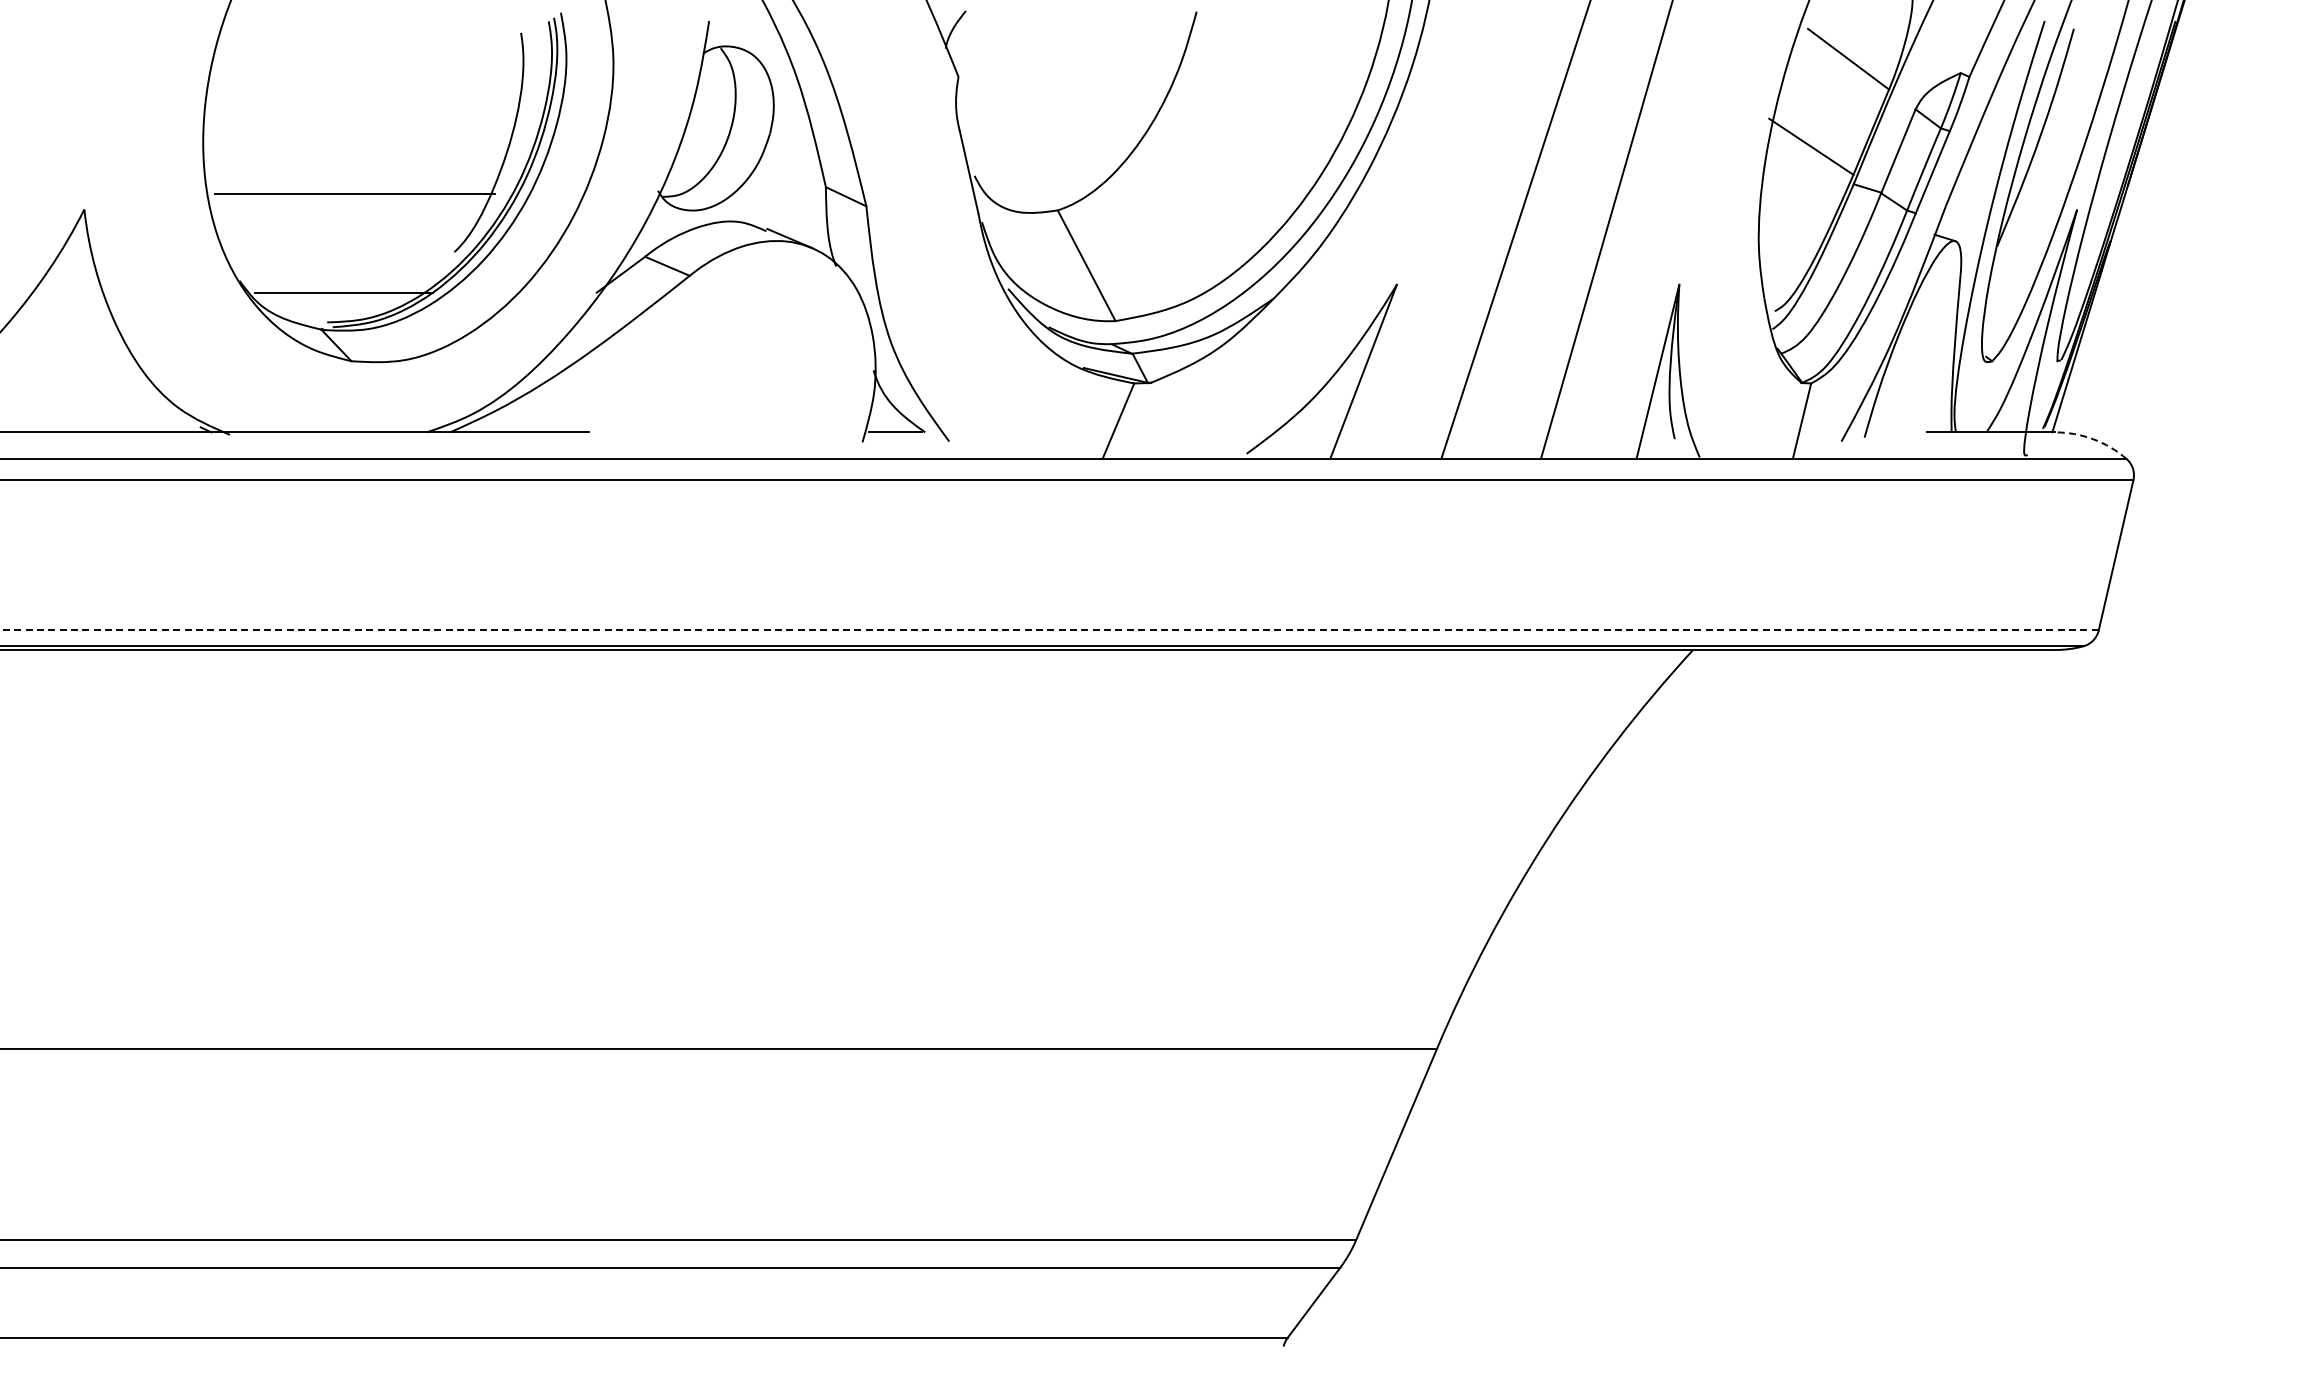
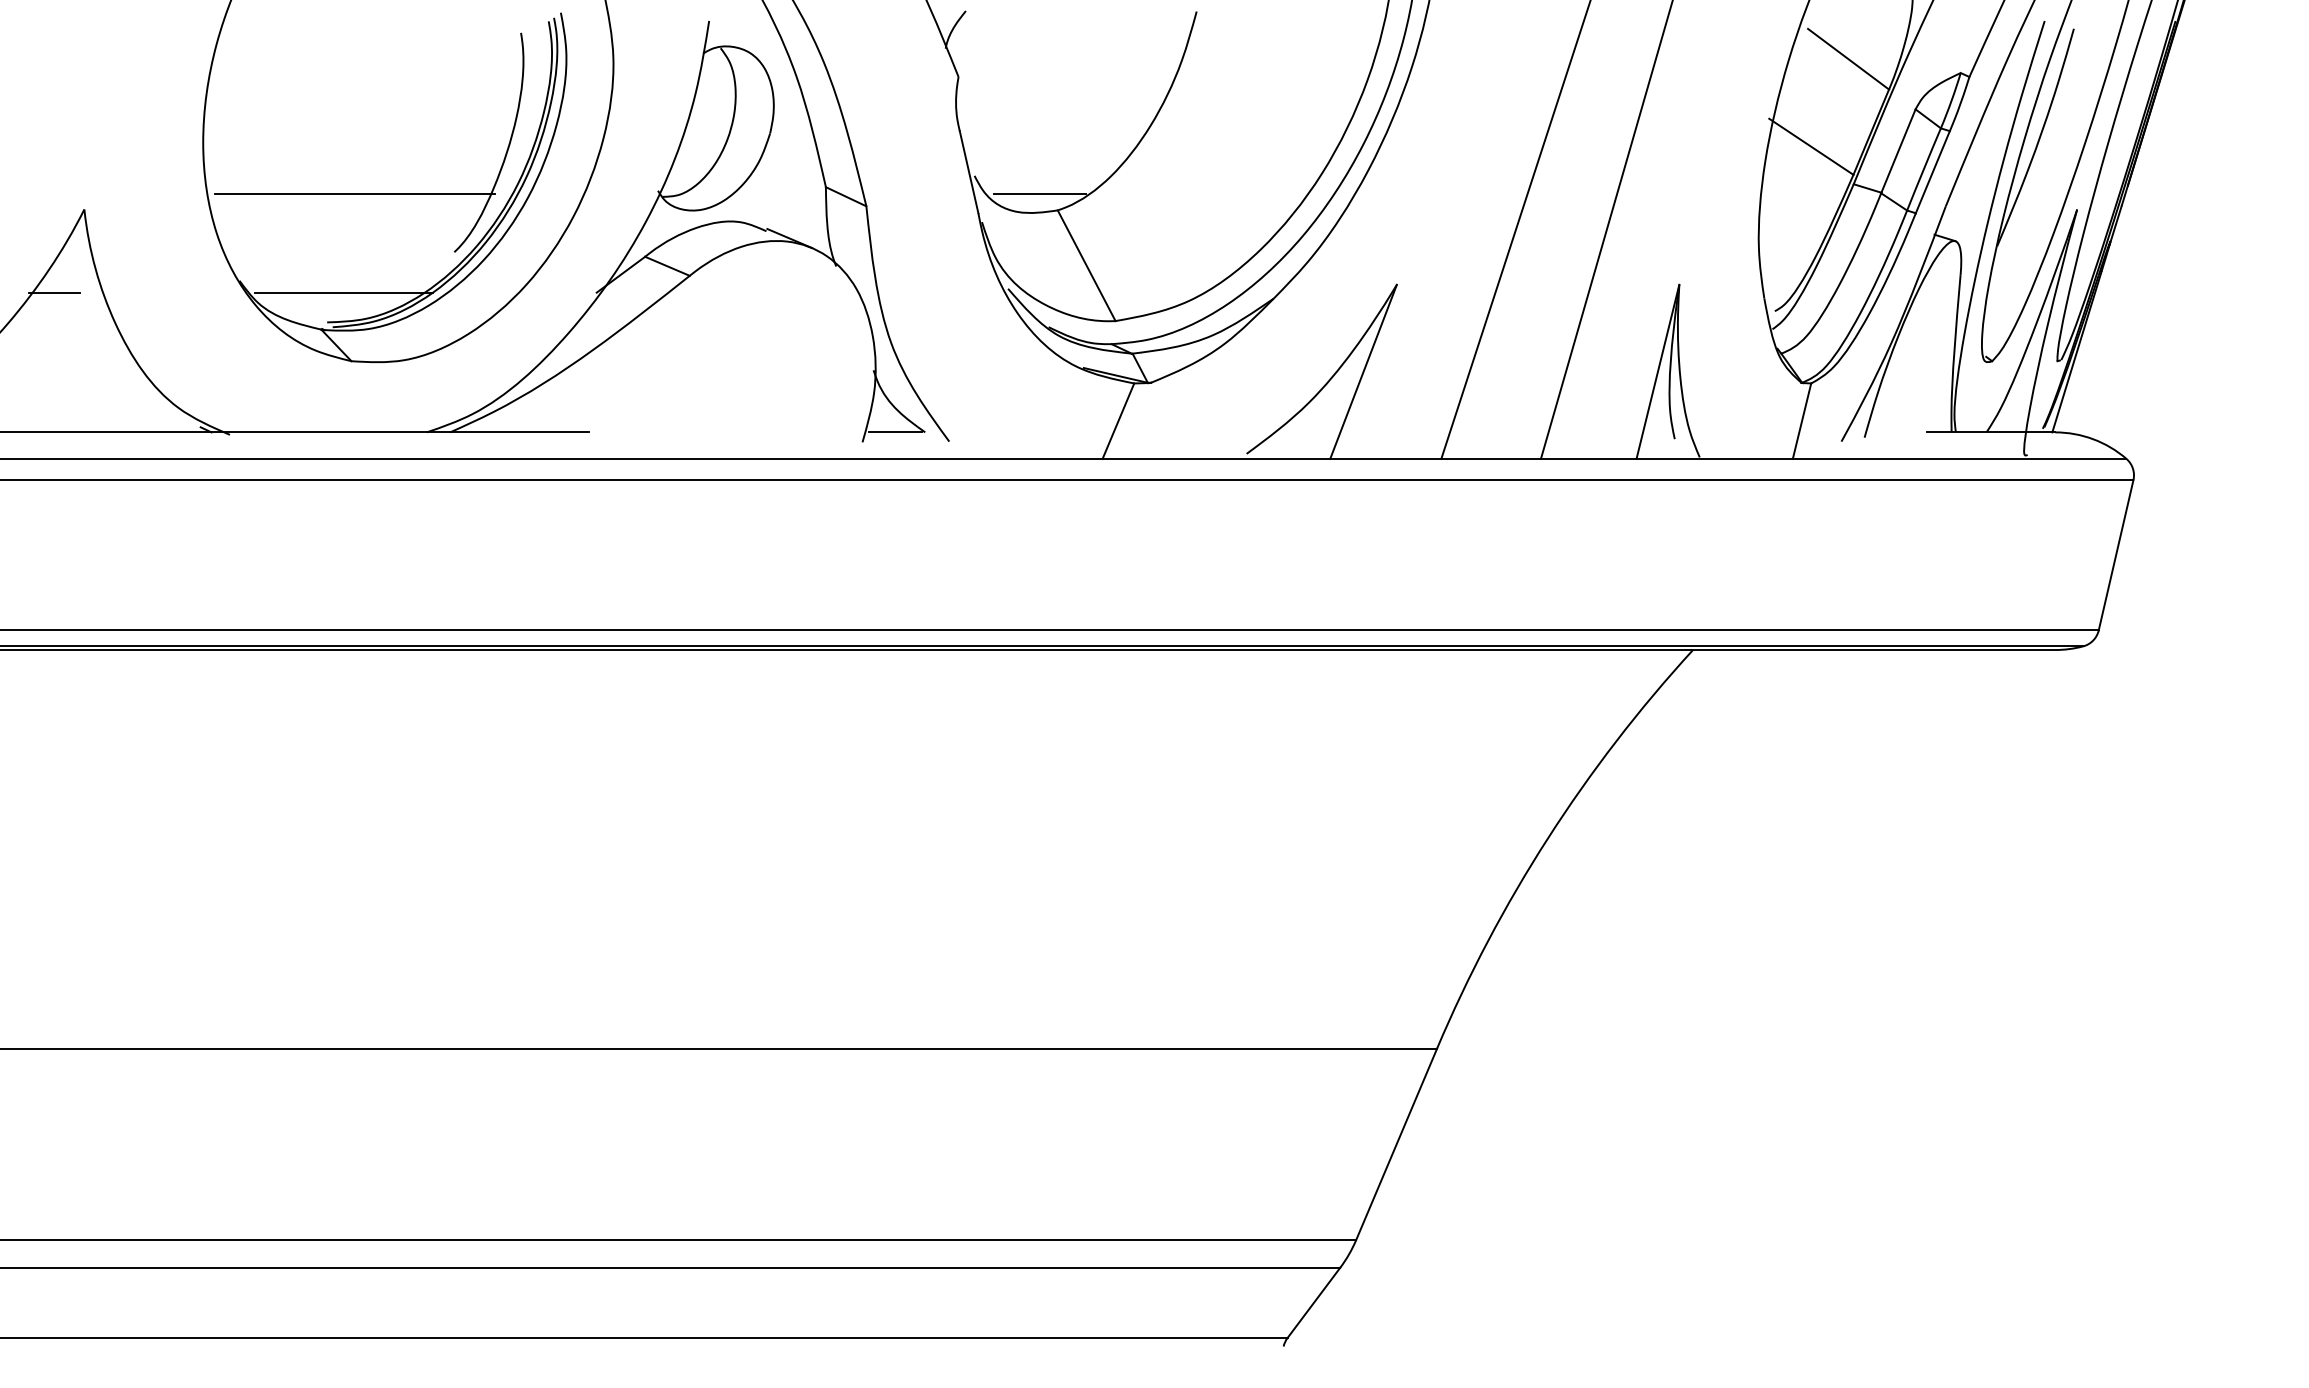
line: none -> present (1039, 194)
line: none -> present (54, 293)
arc: dashed -> solid (2093, 439)
line: dashed -> solid (1048, 630)
